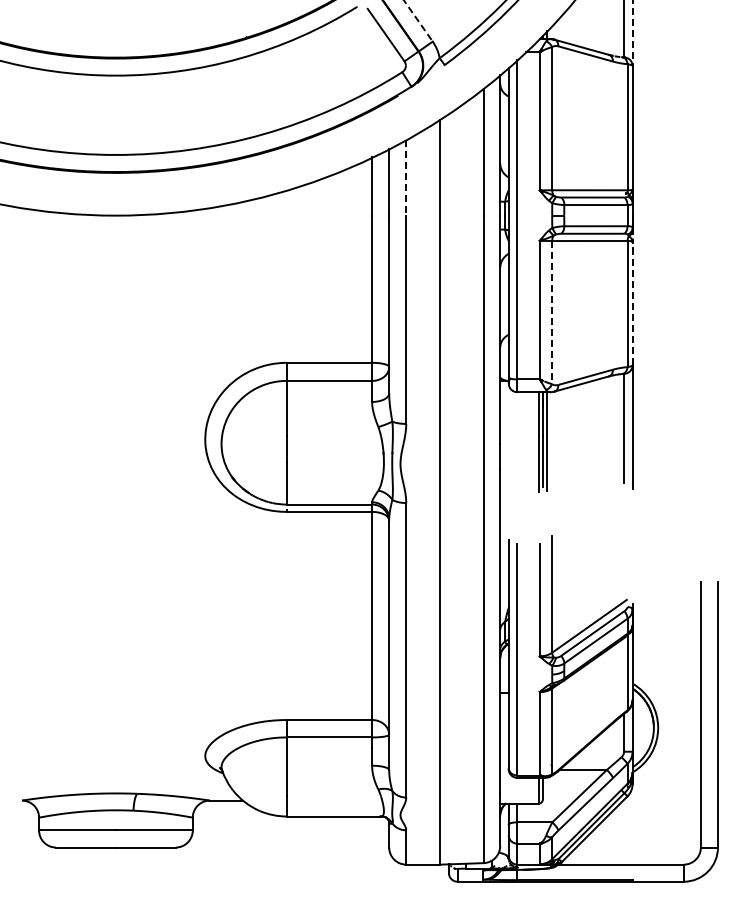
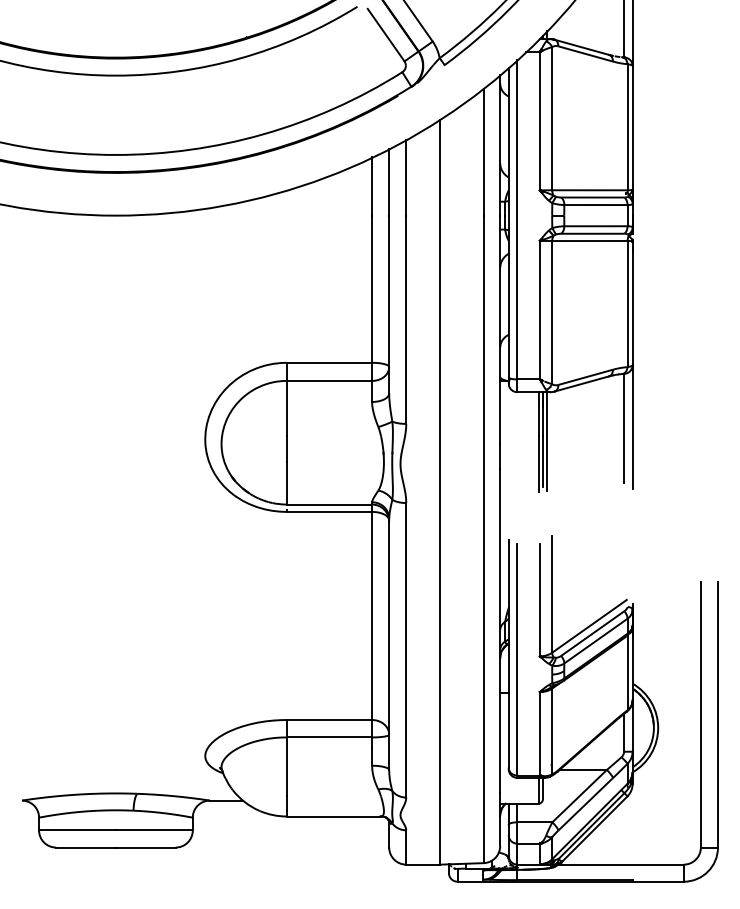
line: dashed -> solid (418, 21)
line: dashed -> solid (632, 33)
line: dashed -> solid (406, 177)
line: dashed -> solid (632, 302)
line: dashed -> solid (552, 312)
